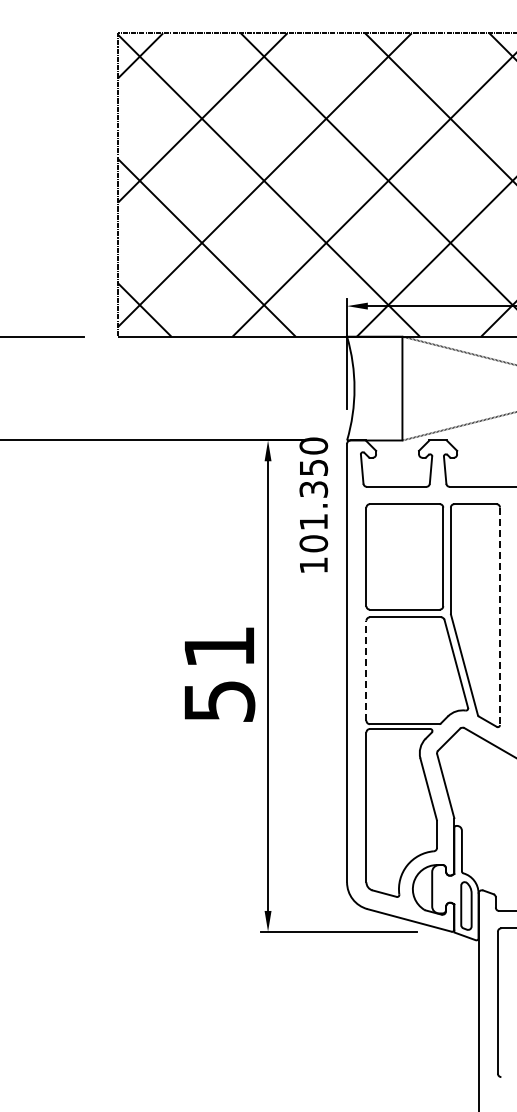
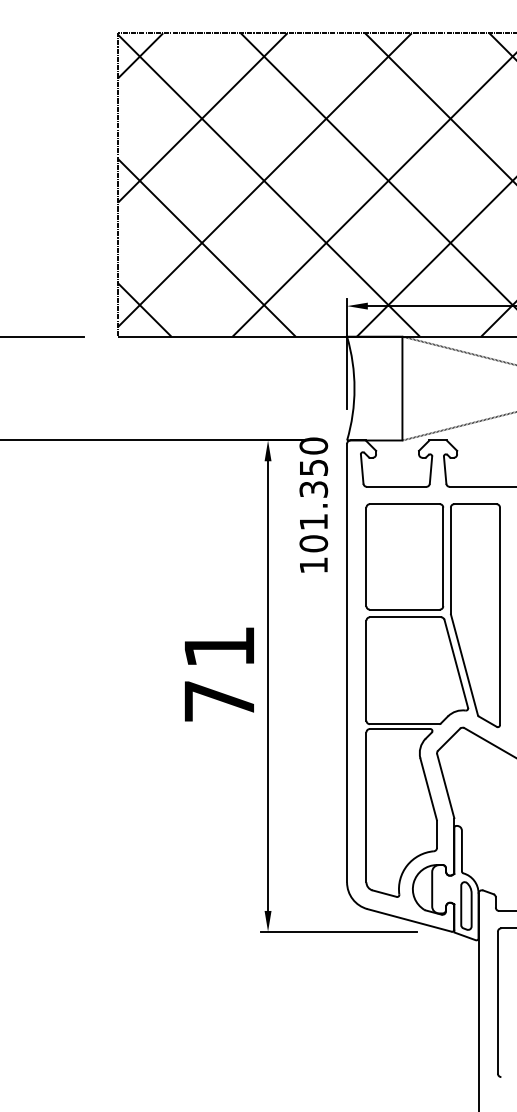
line: dashed -> solid (500, 616)
line: dashed -> solid (366, 670)
text: 51 -> 71 (219, 701)
